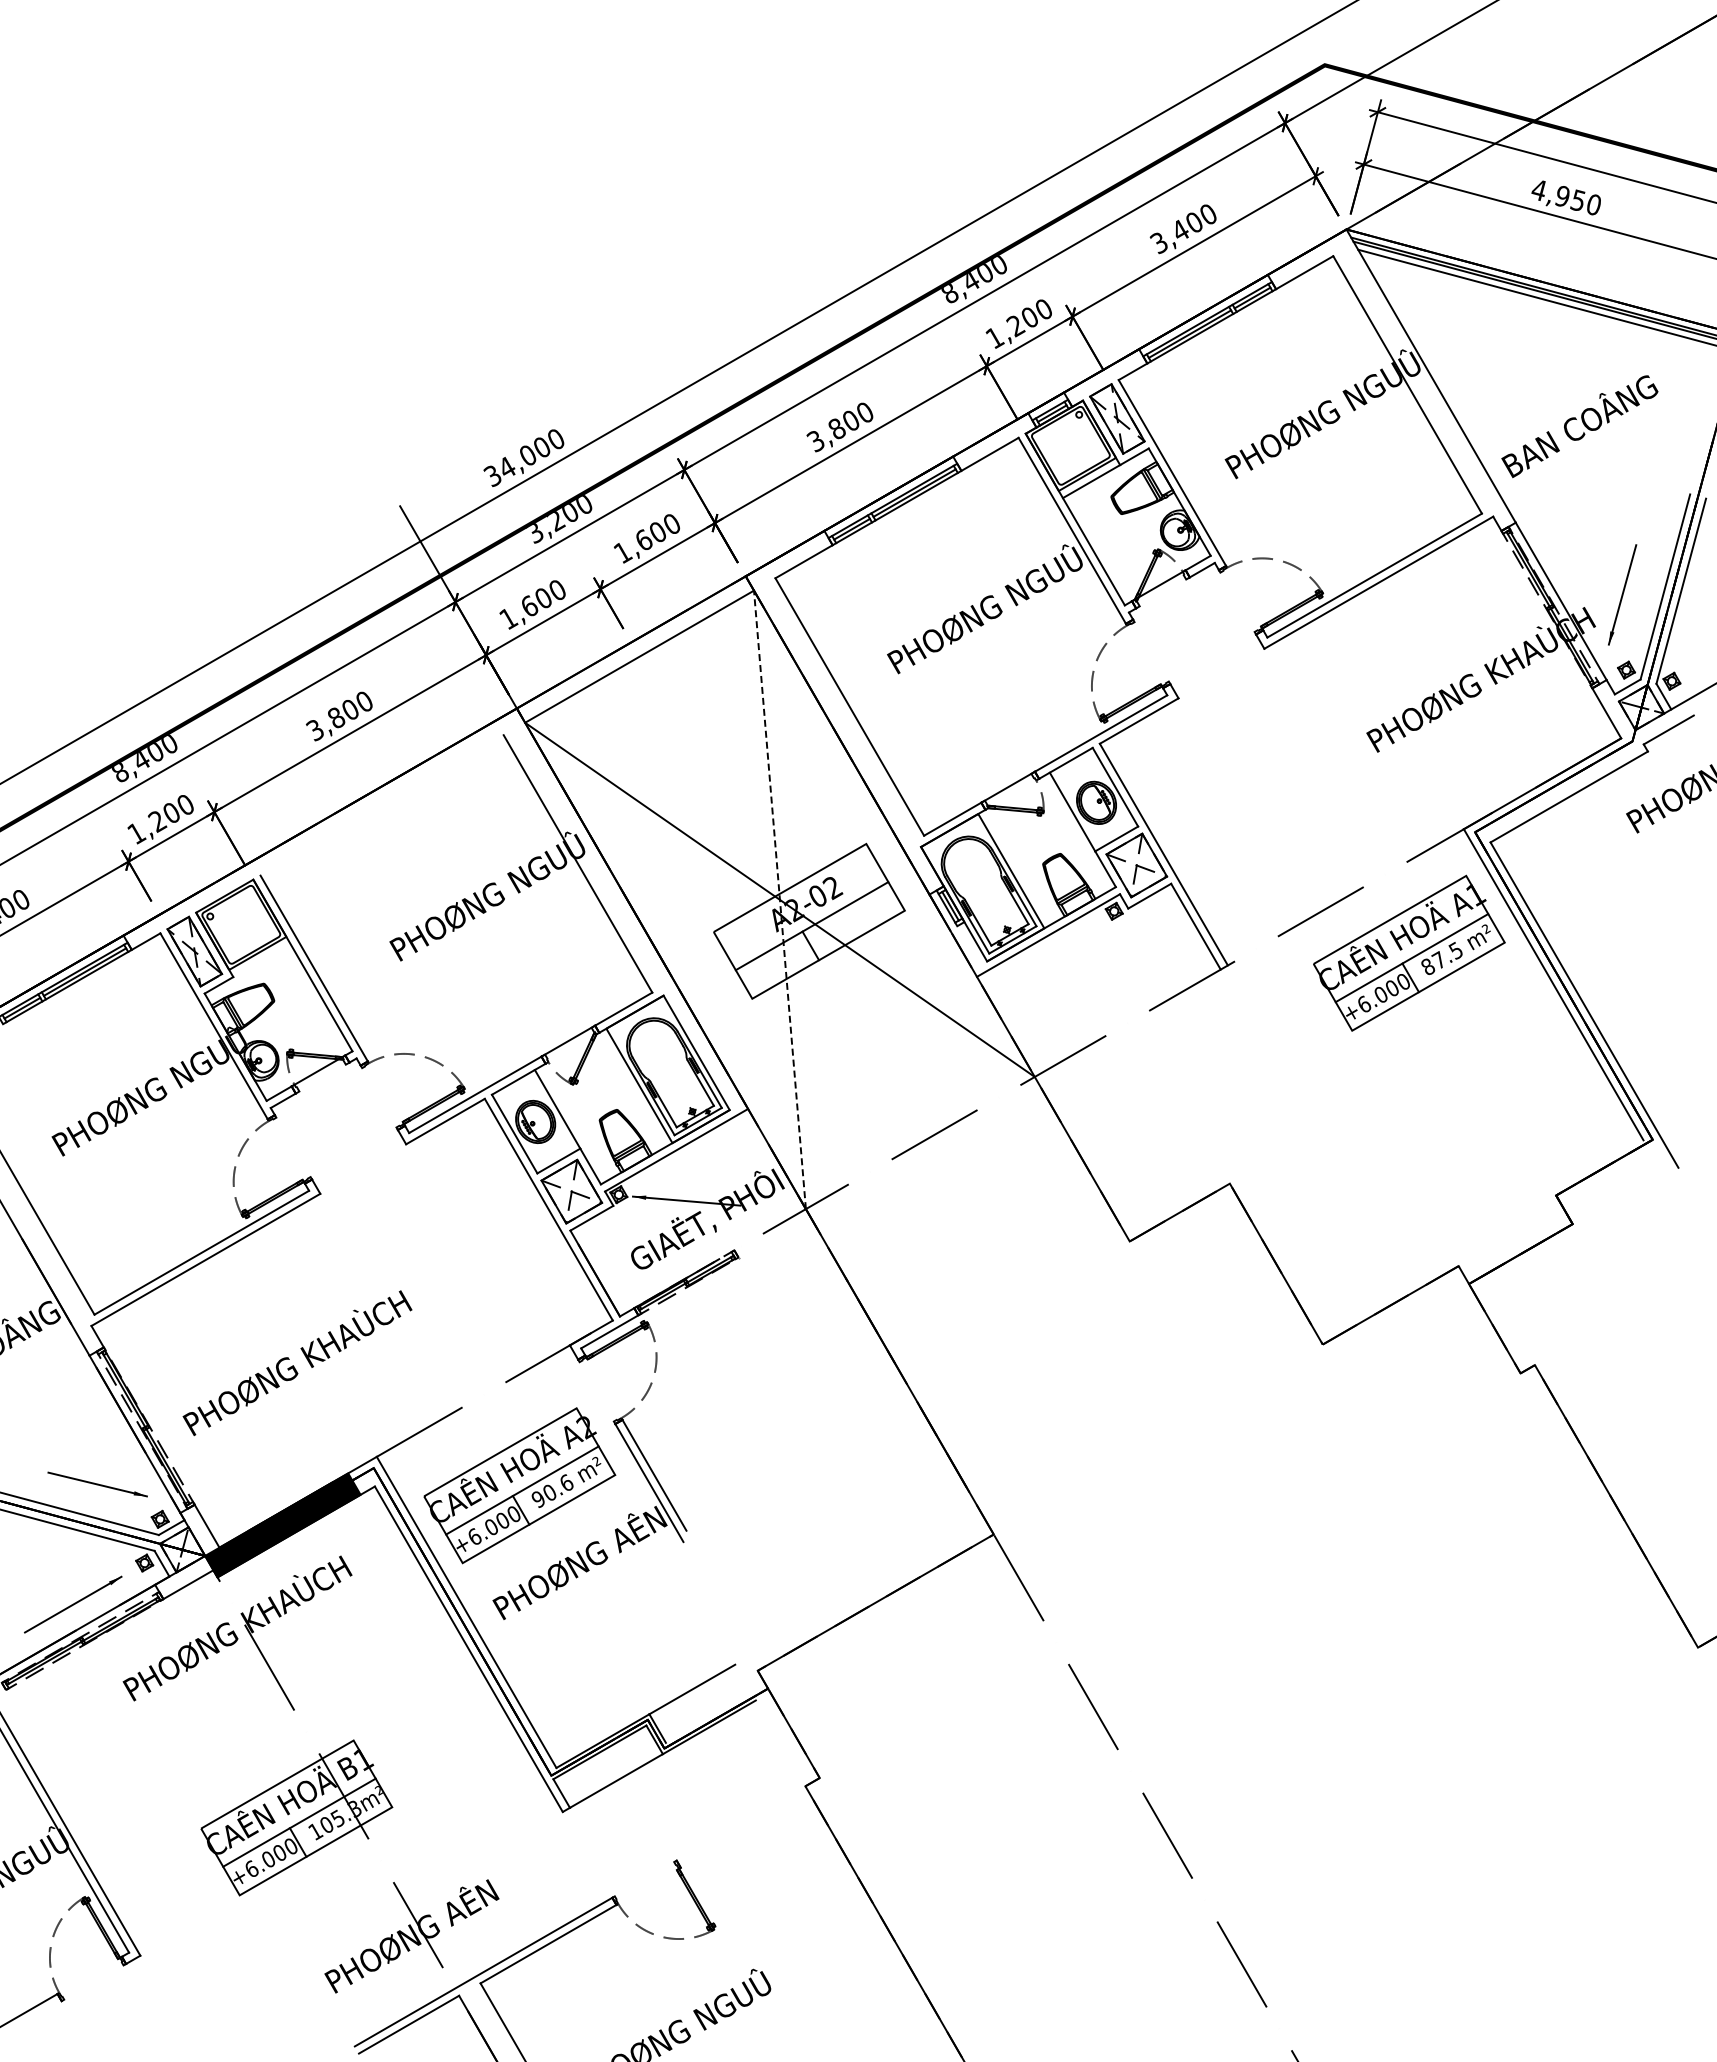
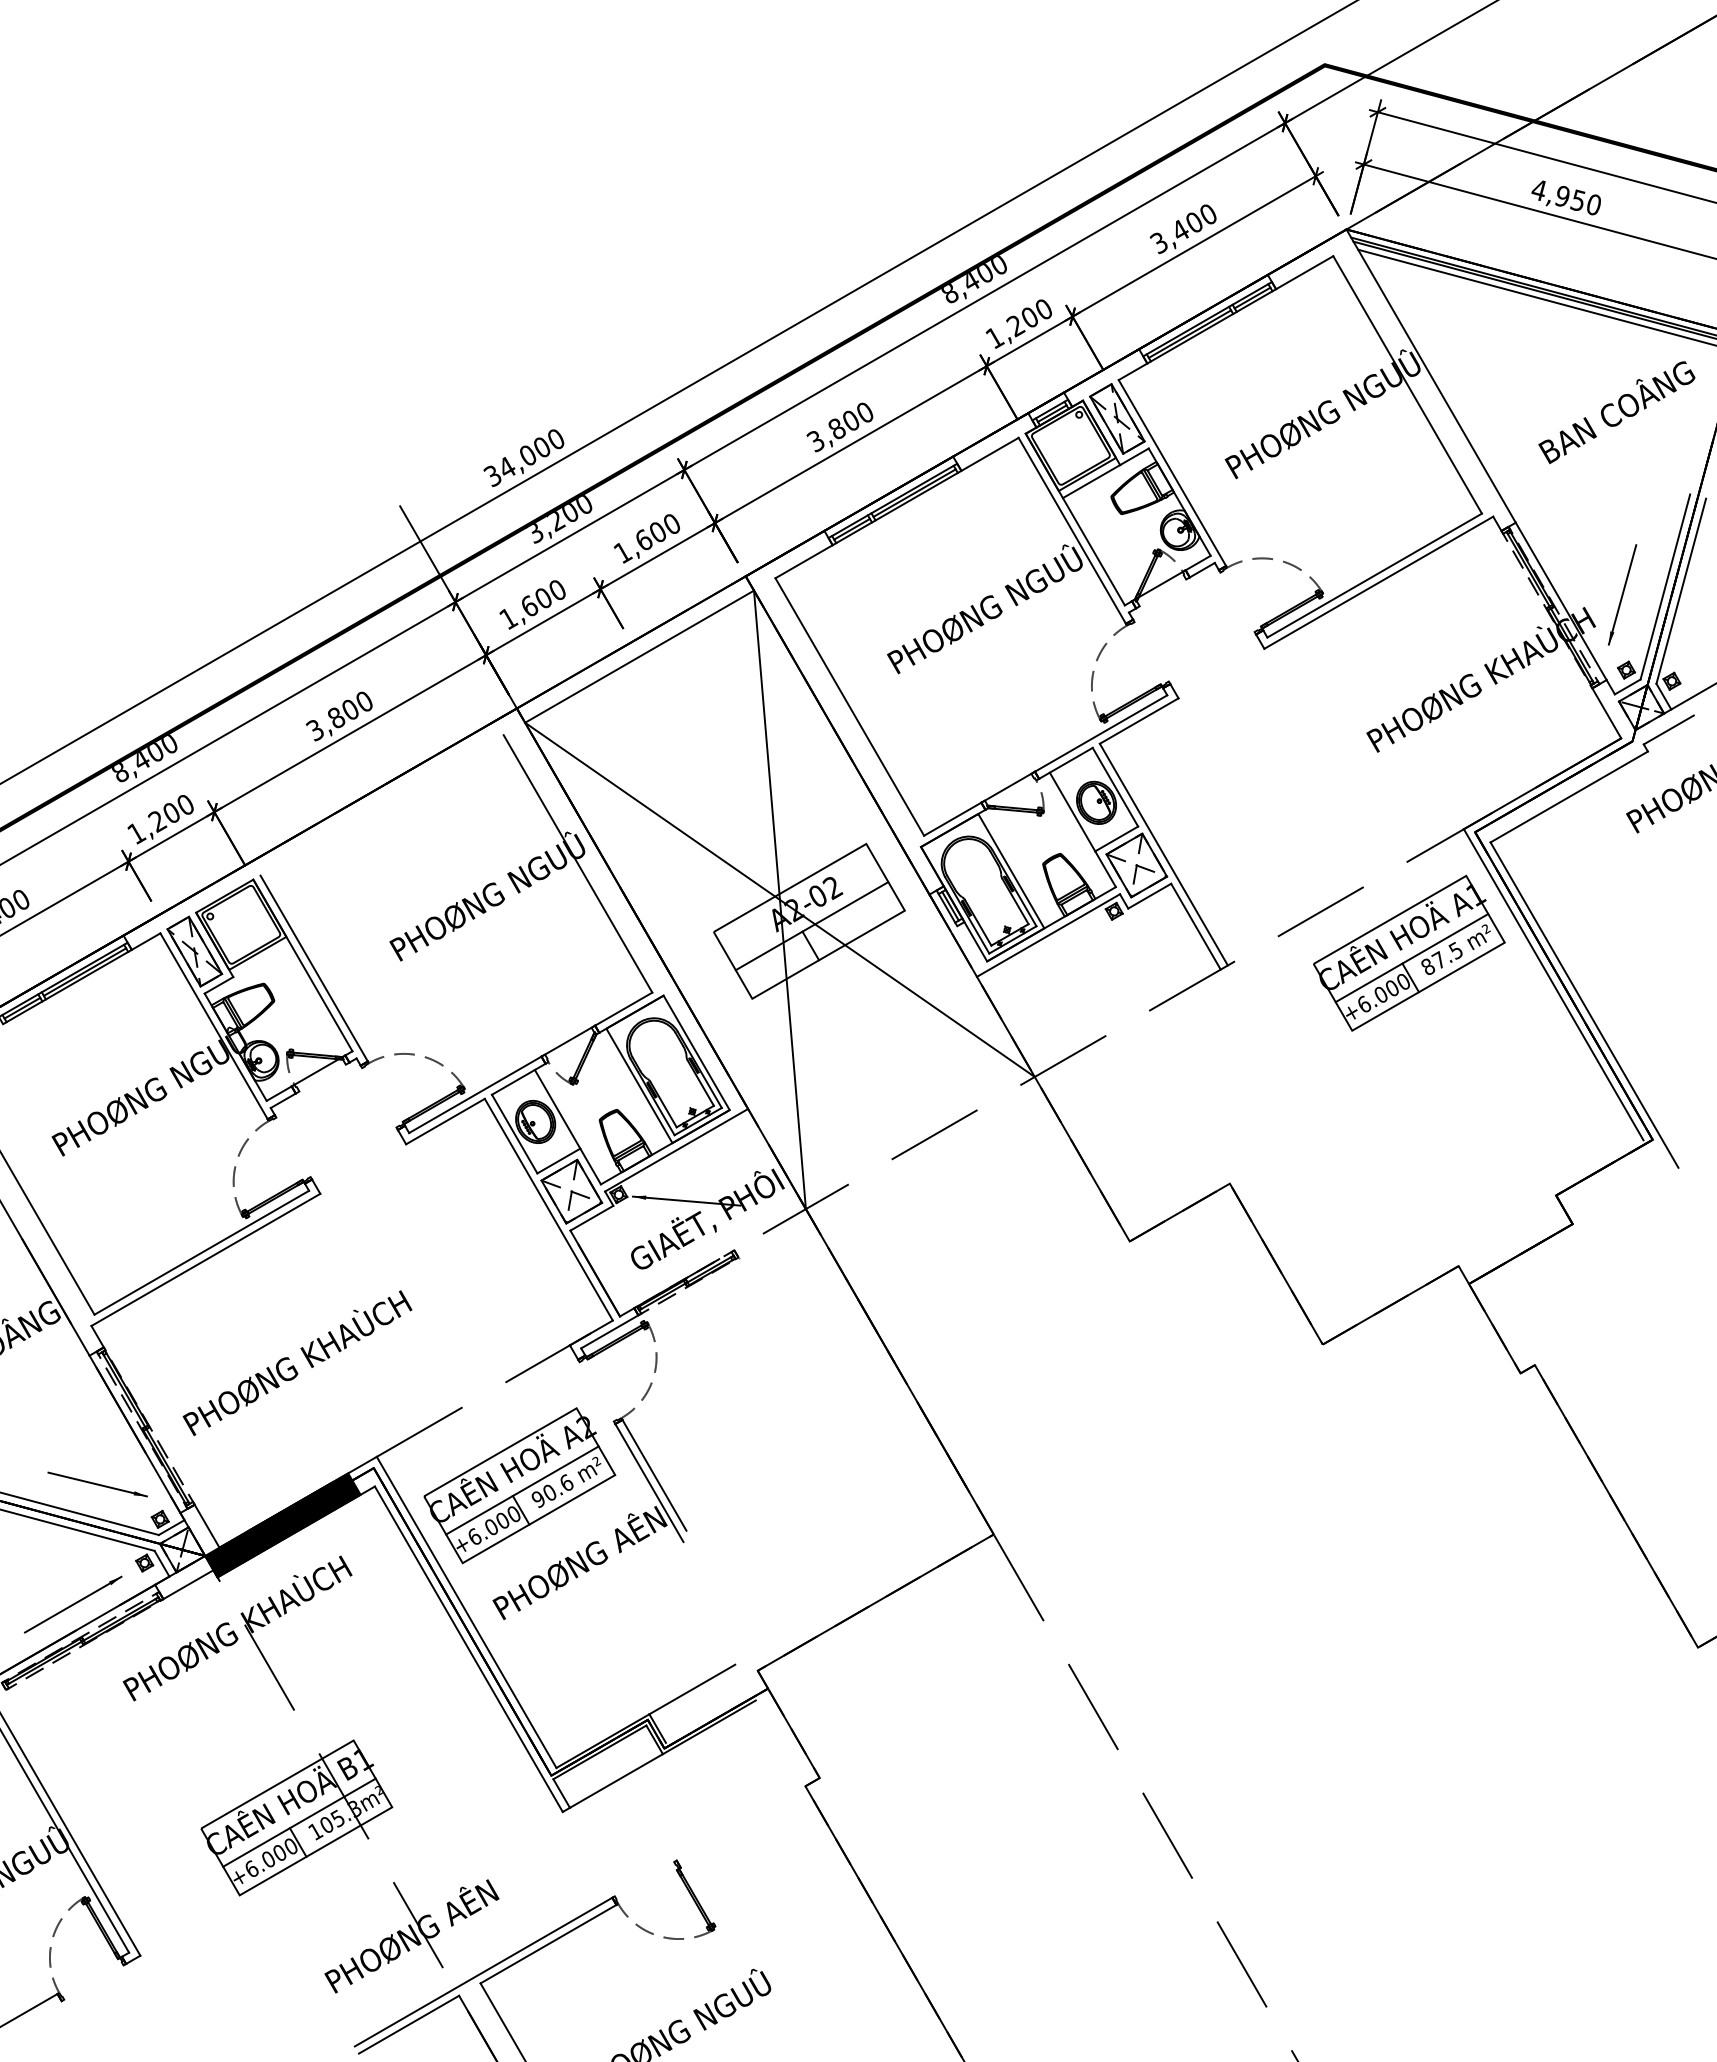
text position: (1579, 426) -> (1616, 412) (1616, 412)
line: dashed -> solid (779, 899)
